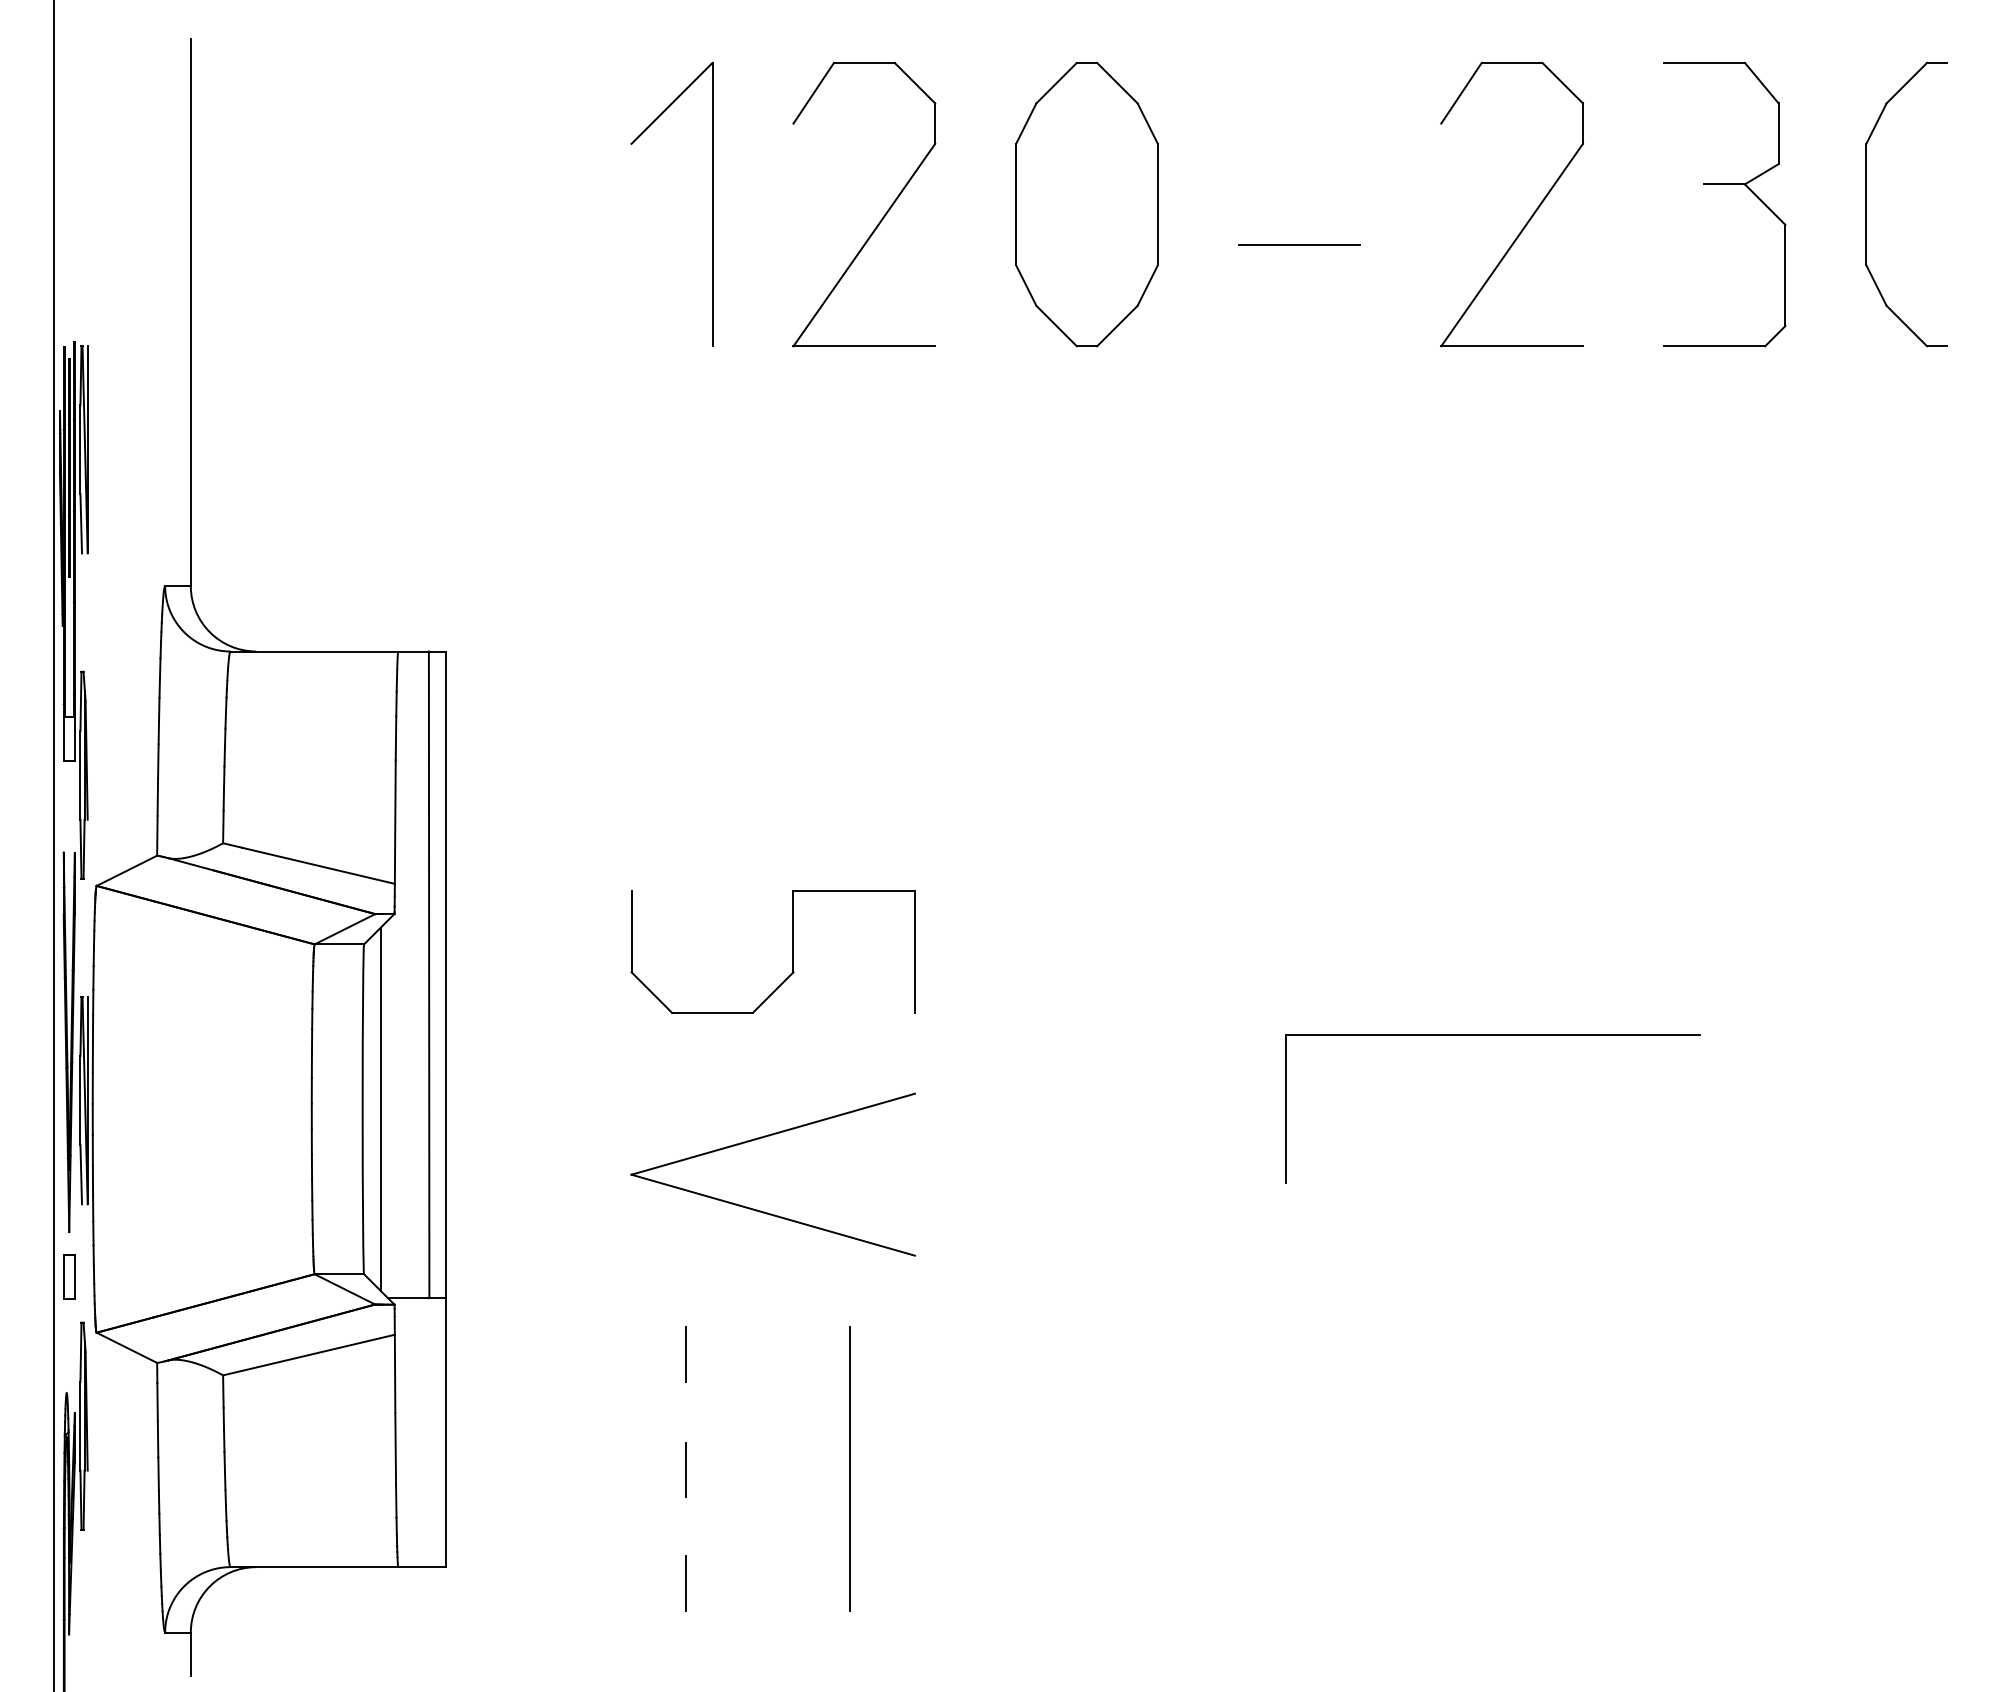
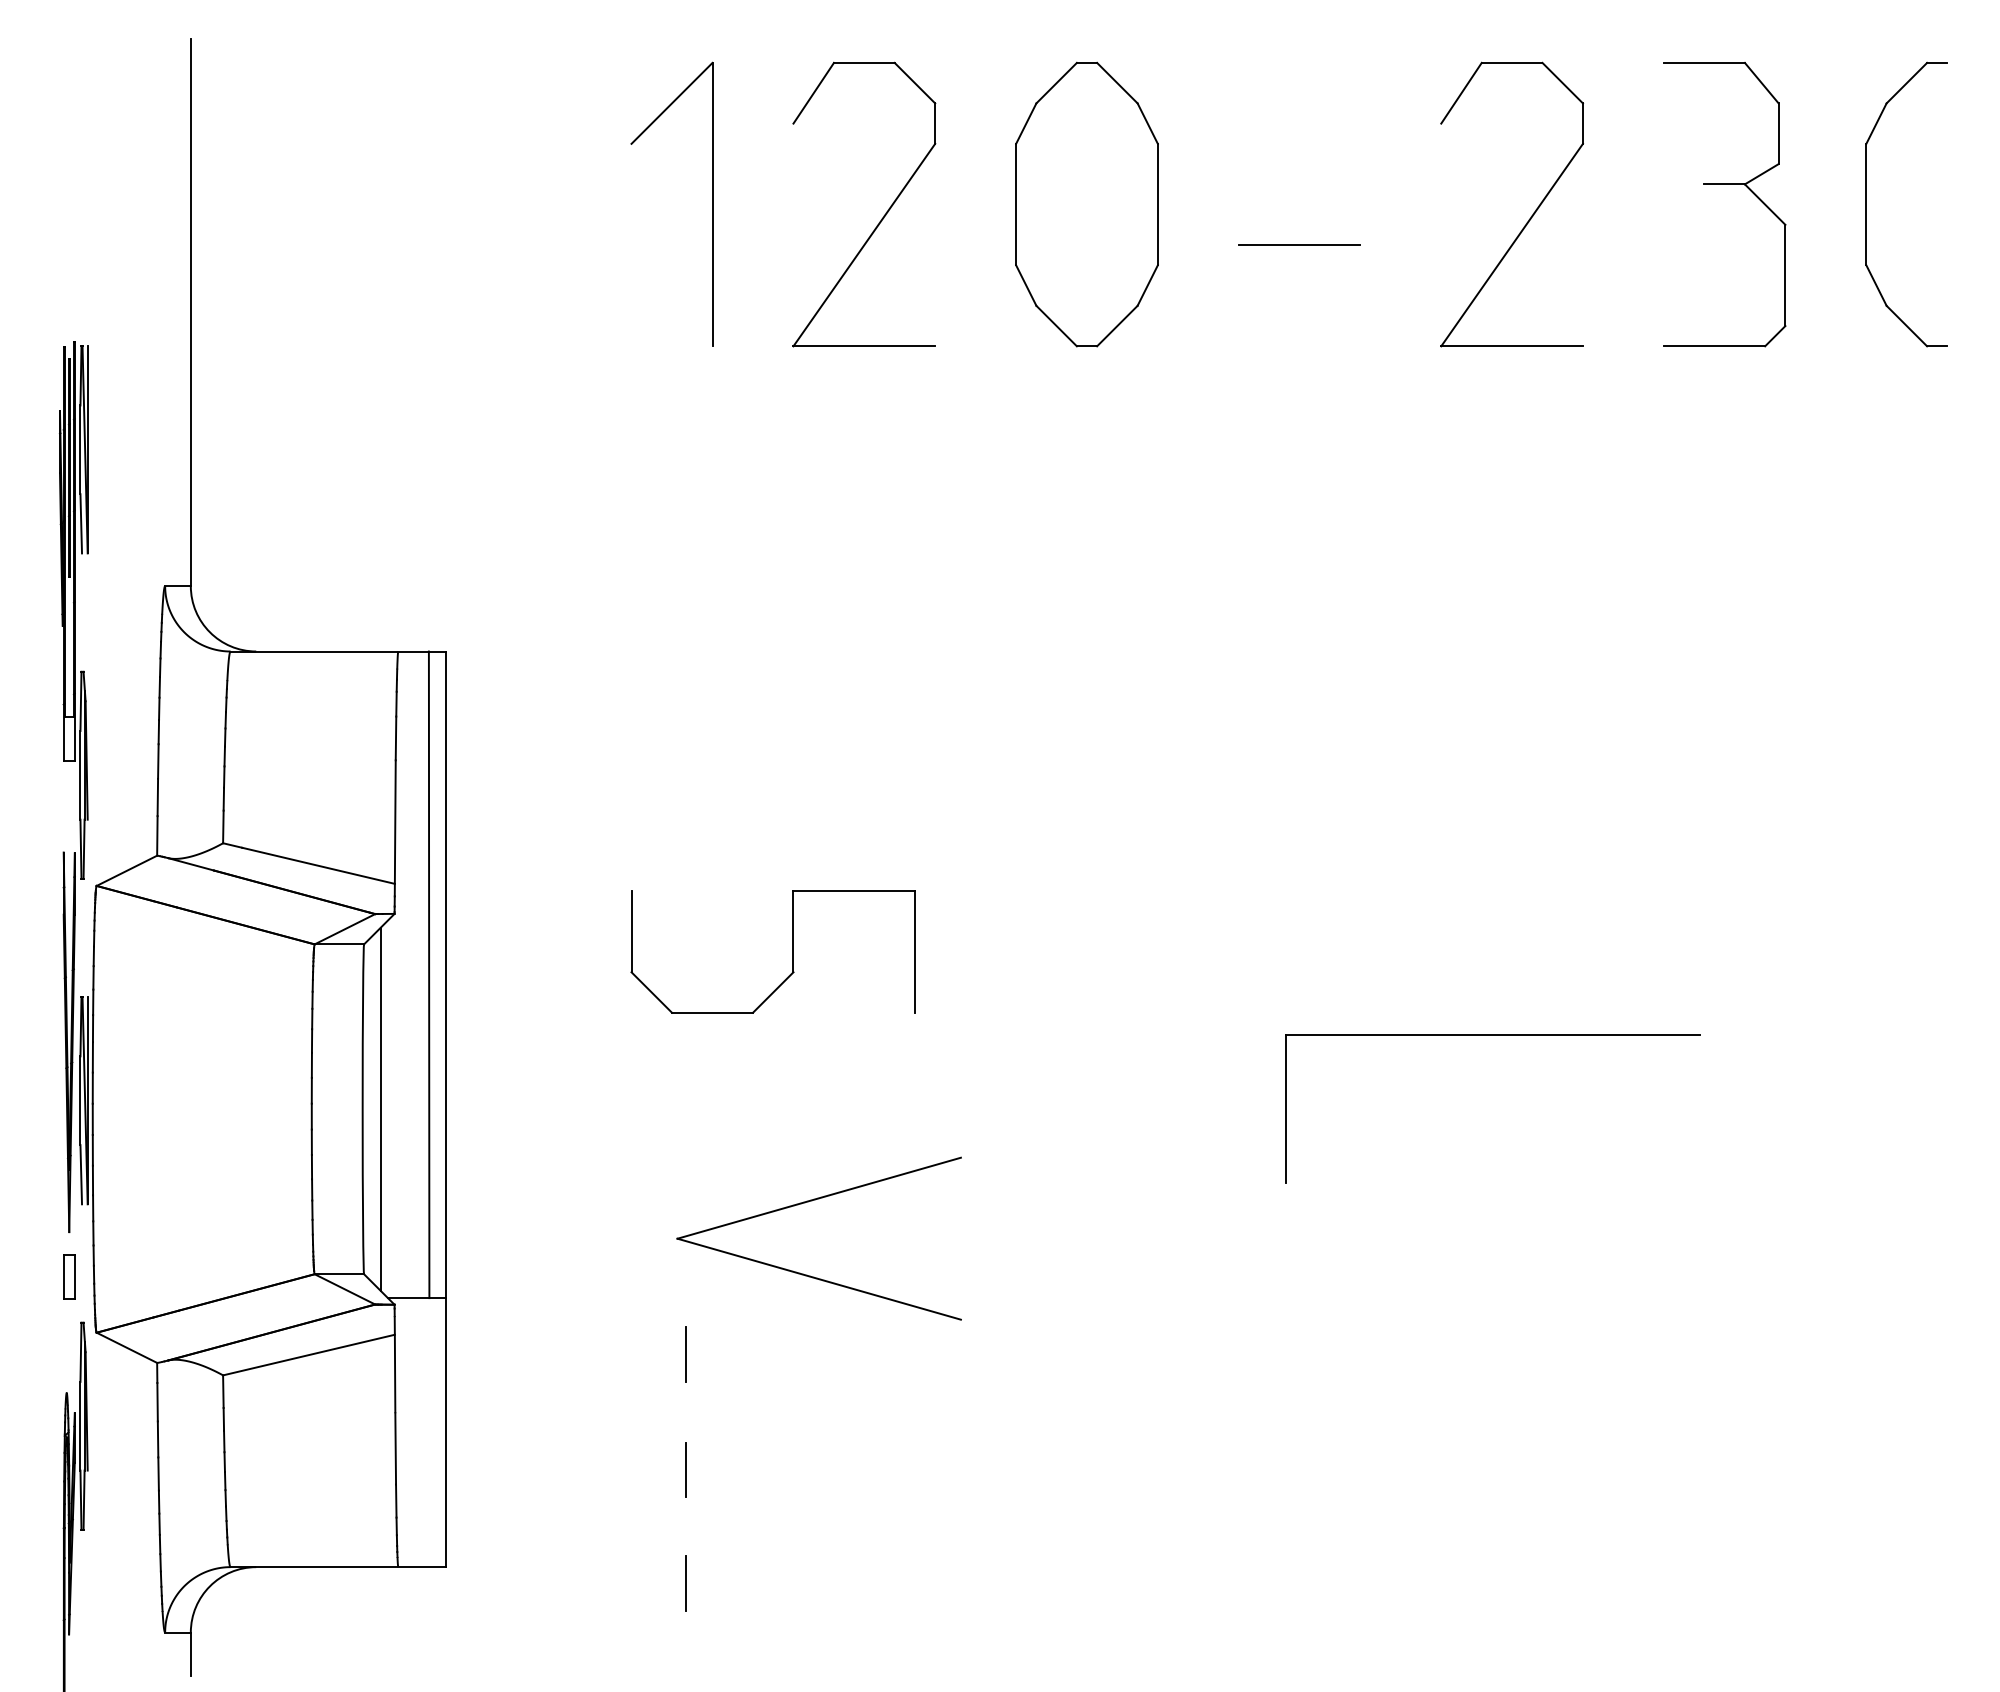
line: present -> none (53, 845)
part position: (759, 1139) -> (805, 1203) (805, 1203)
line: present -> none (849, 1468)
